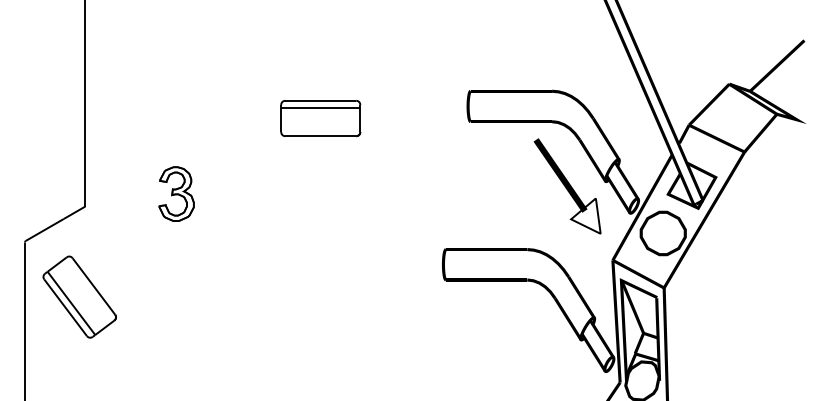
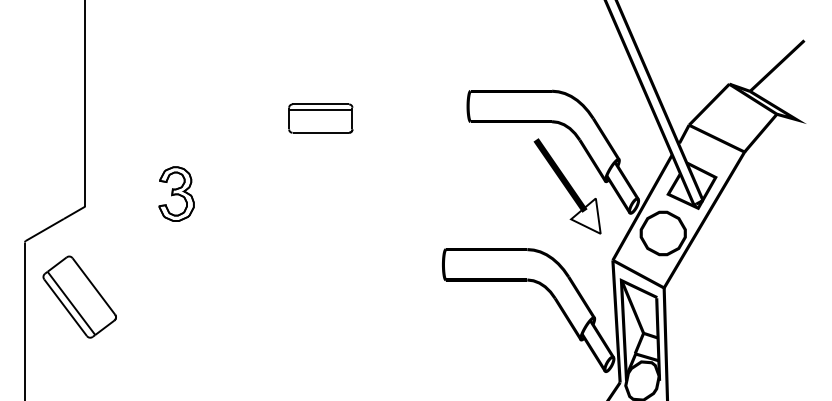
part size: 82x38 px -> 66x31 px (320, 118)
